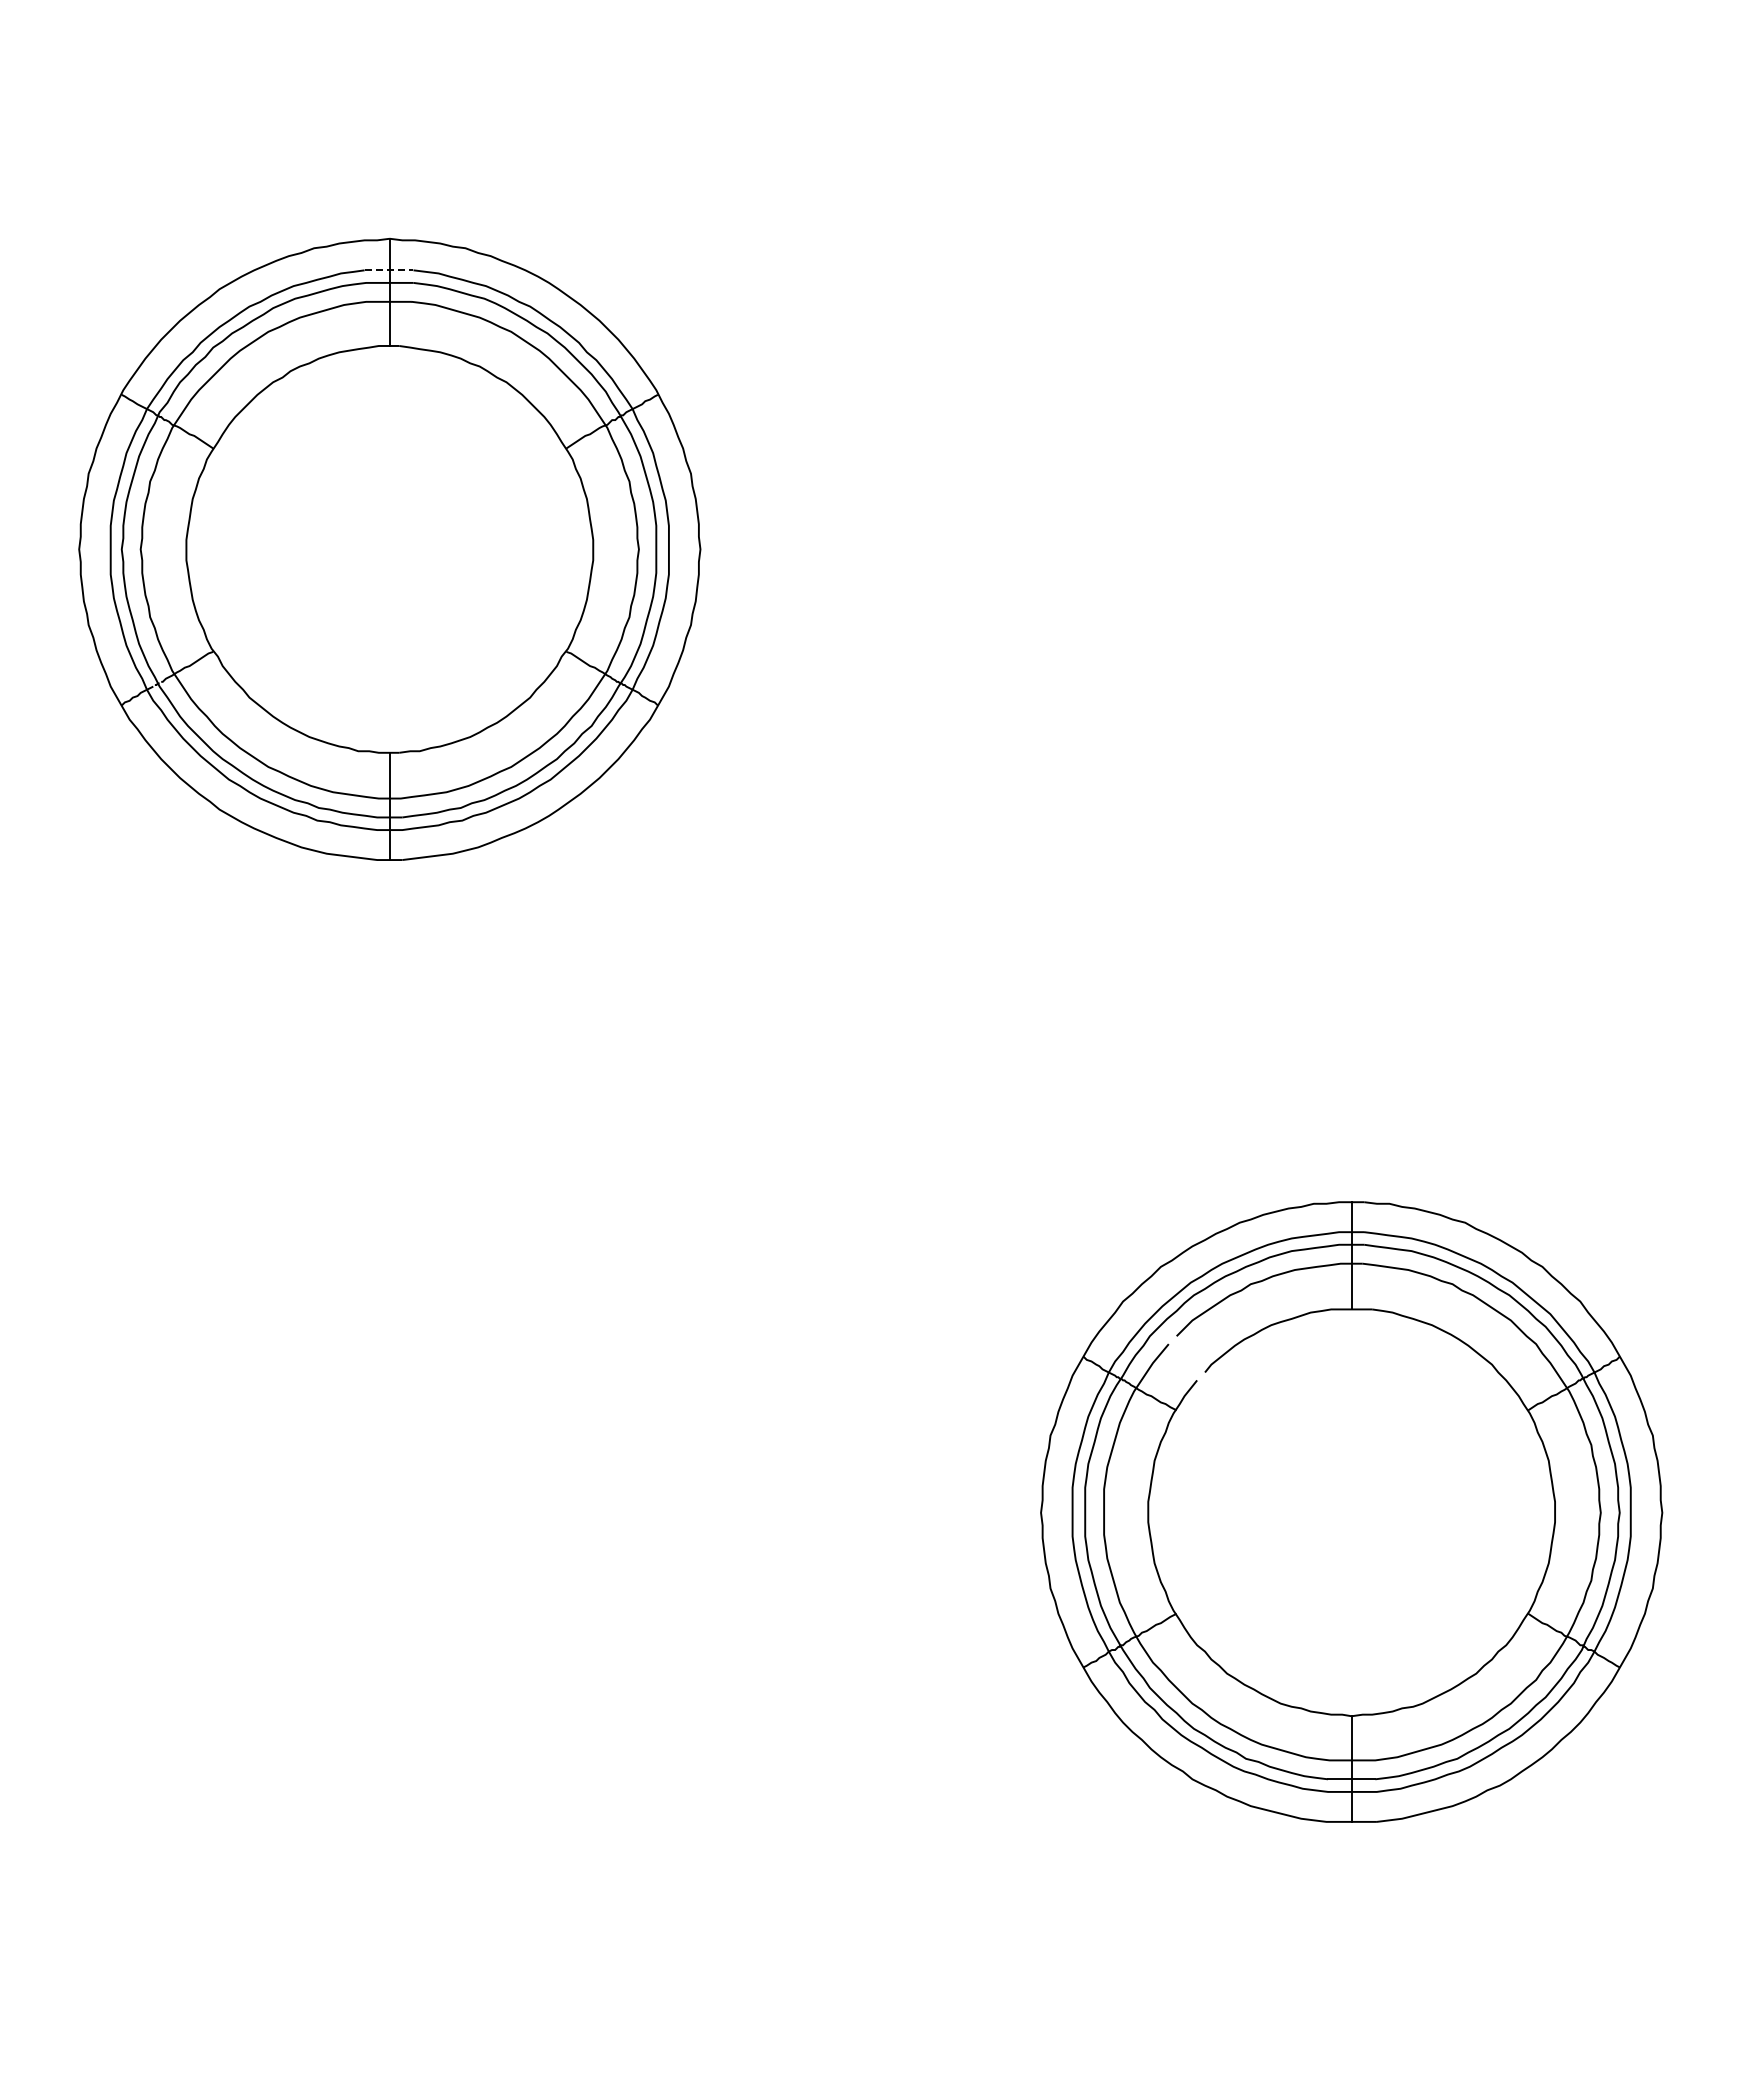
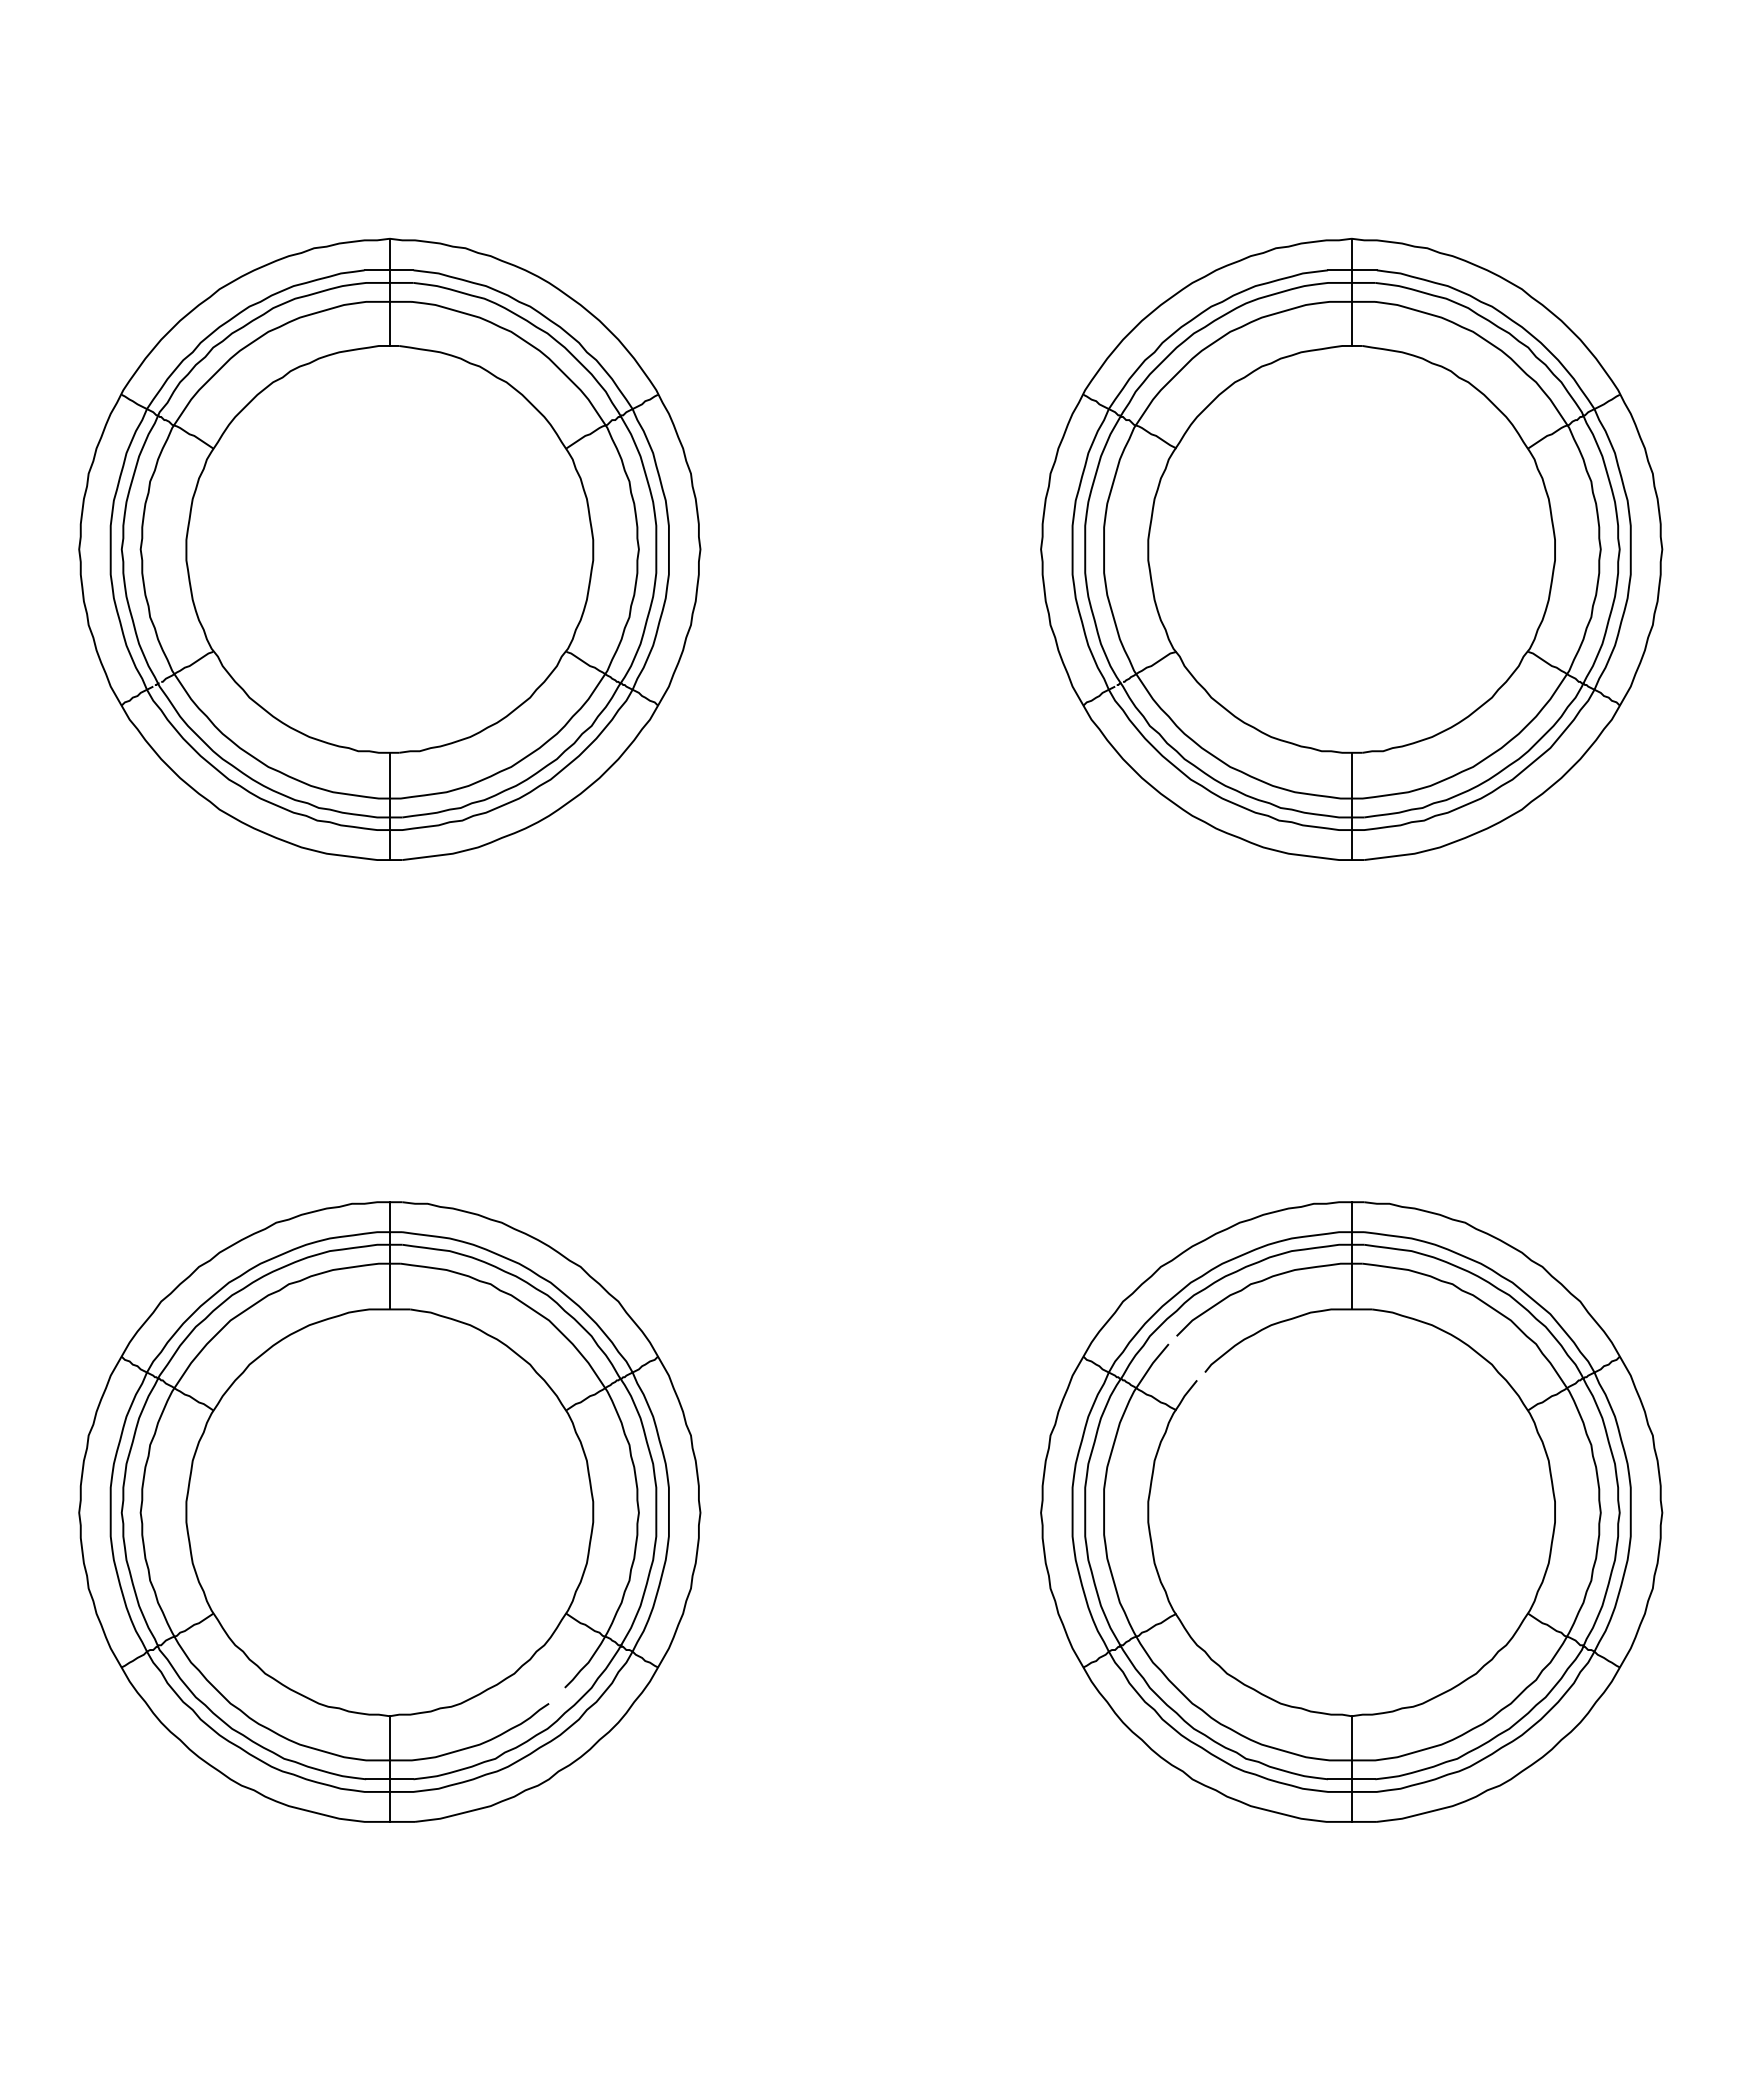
line: dashed -> solid (389, 270)
part: none -> present (1351, 548)
part: none -> present (389, 1511)
